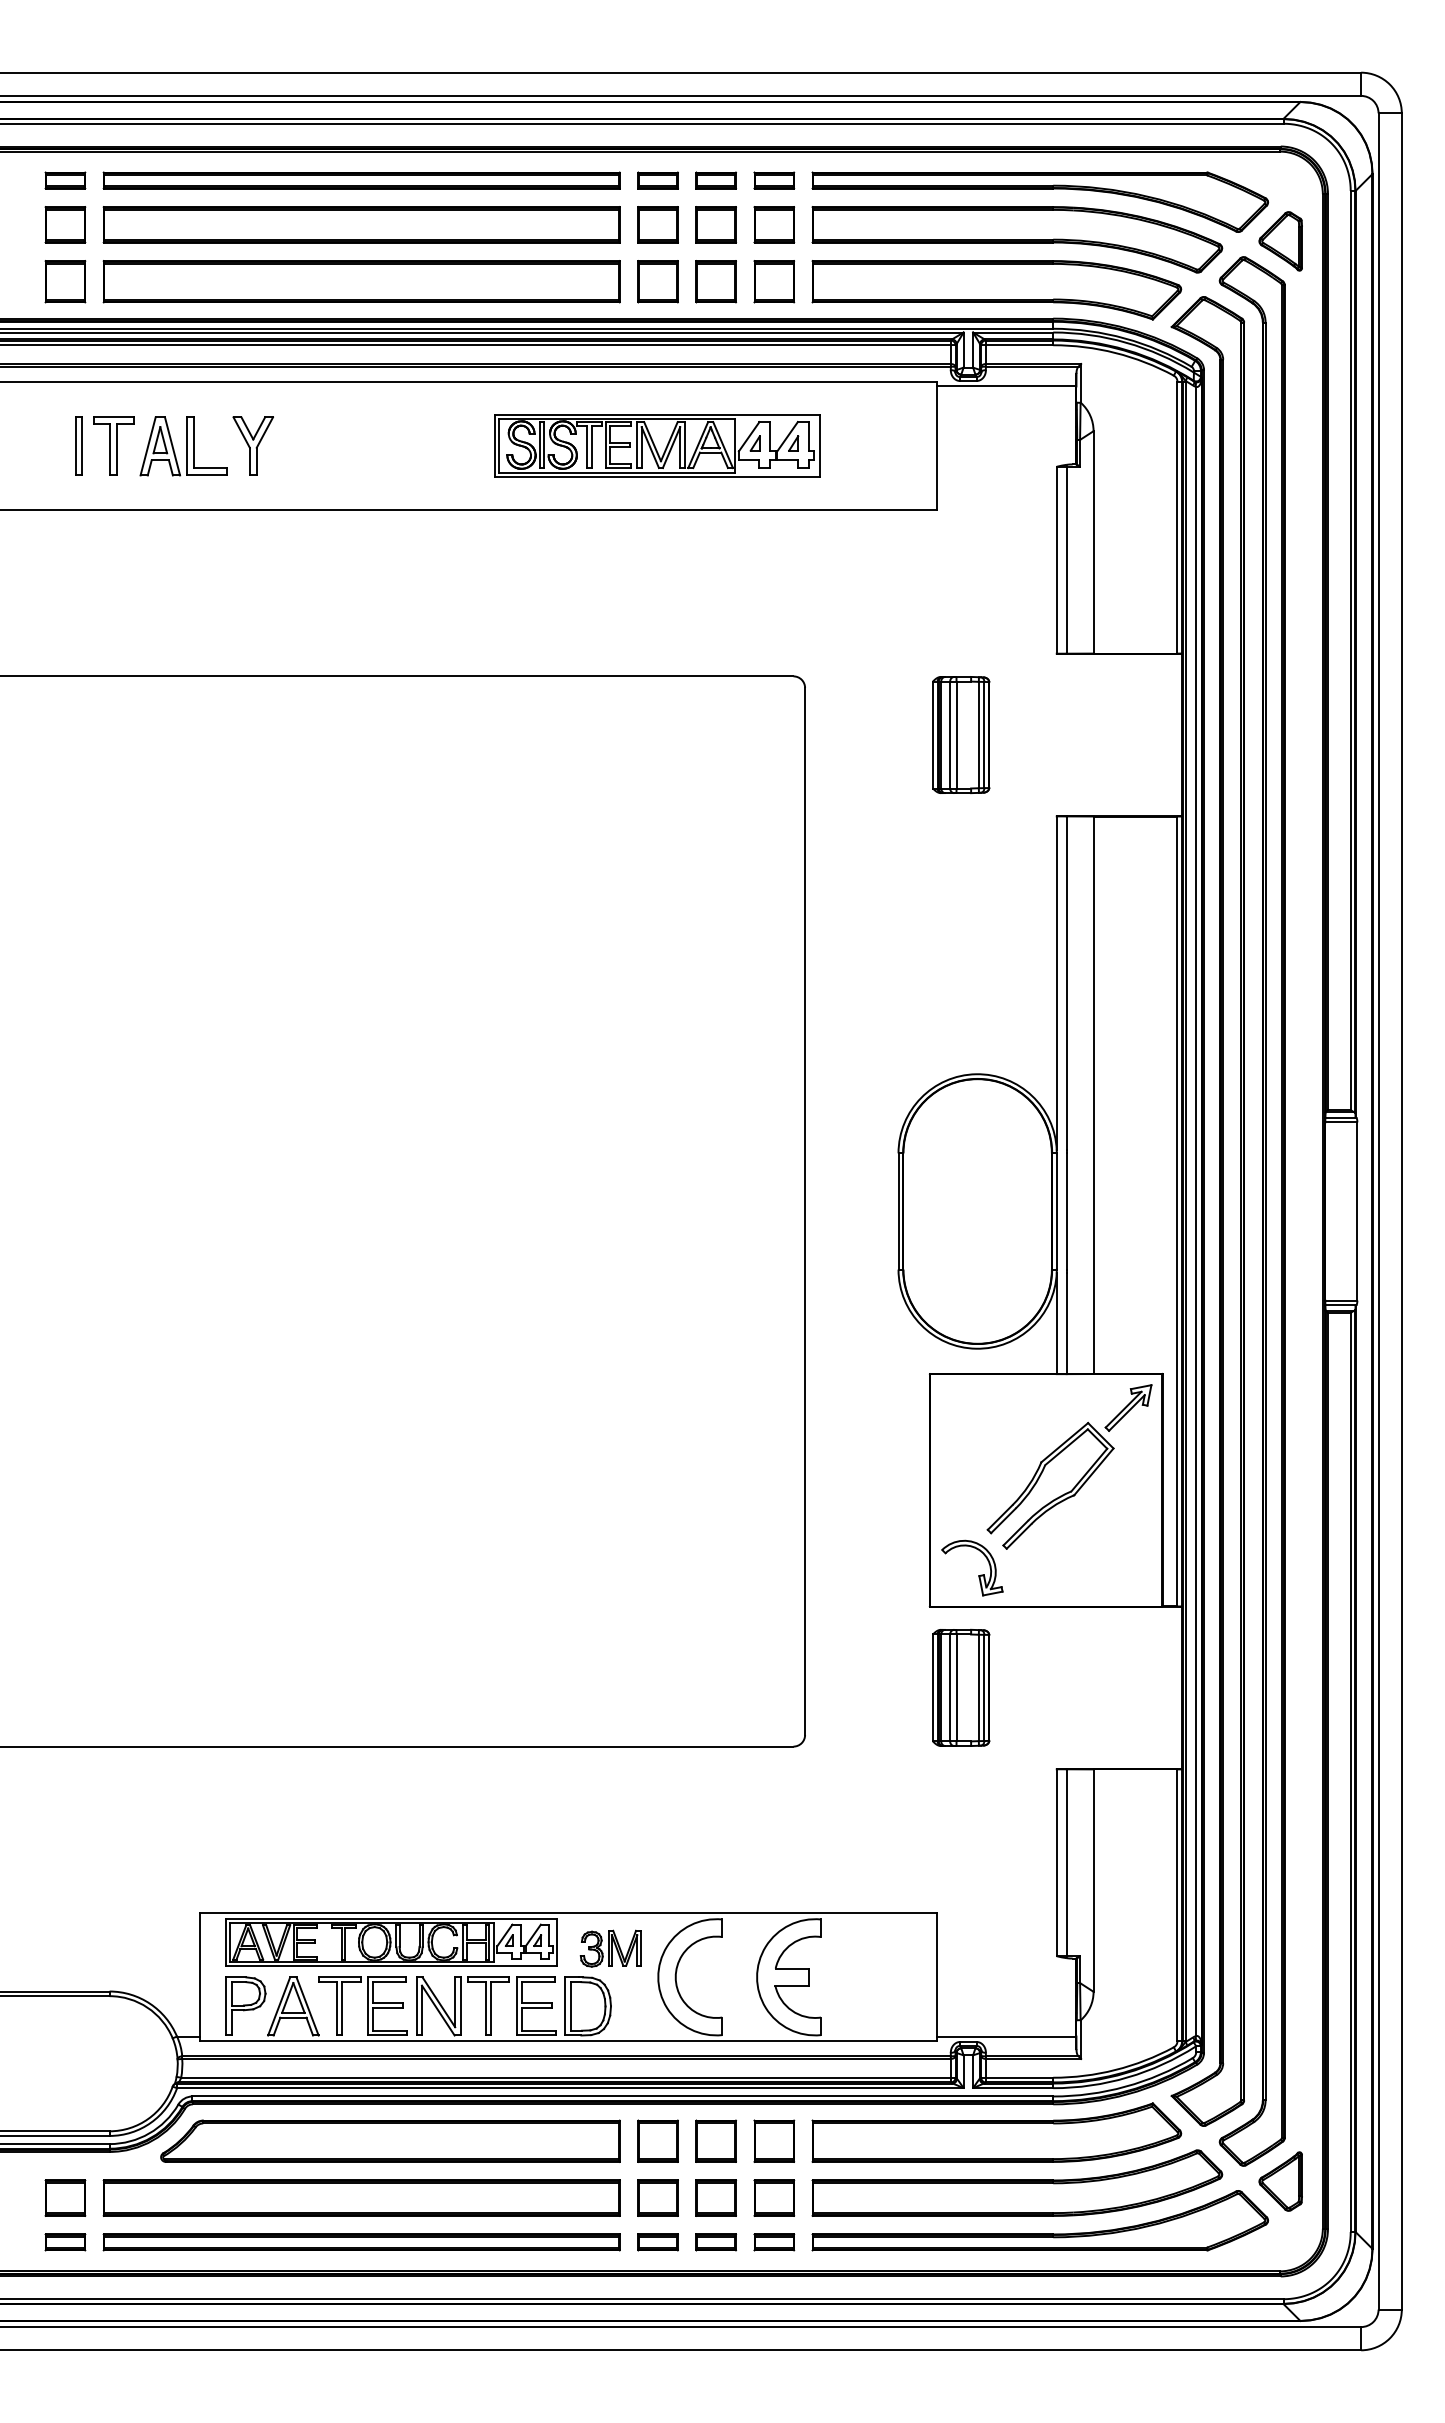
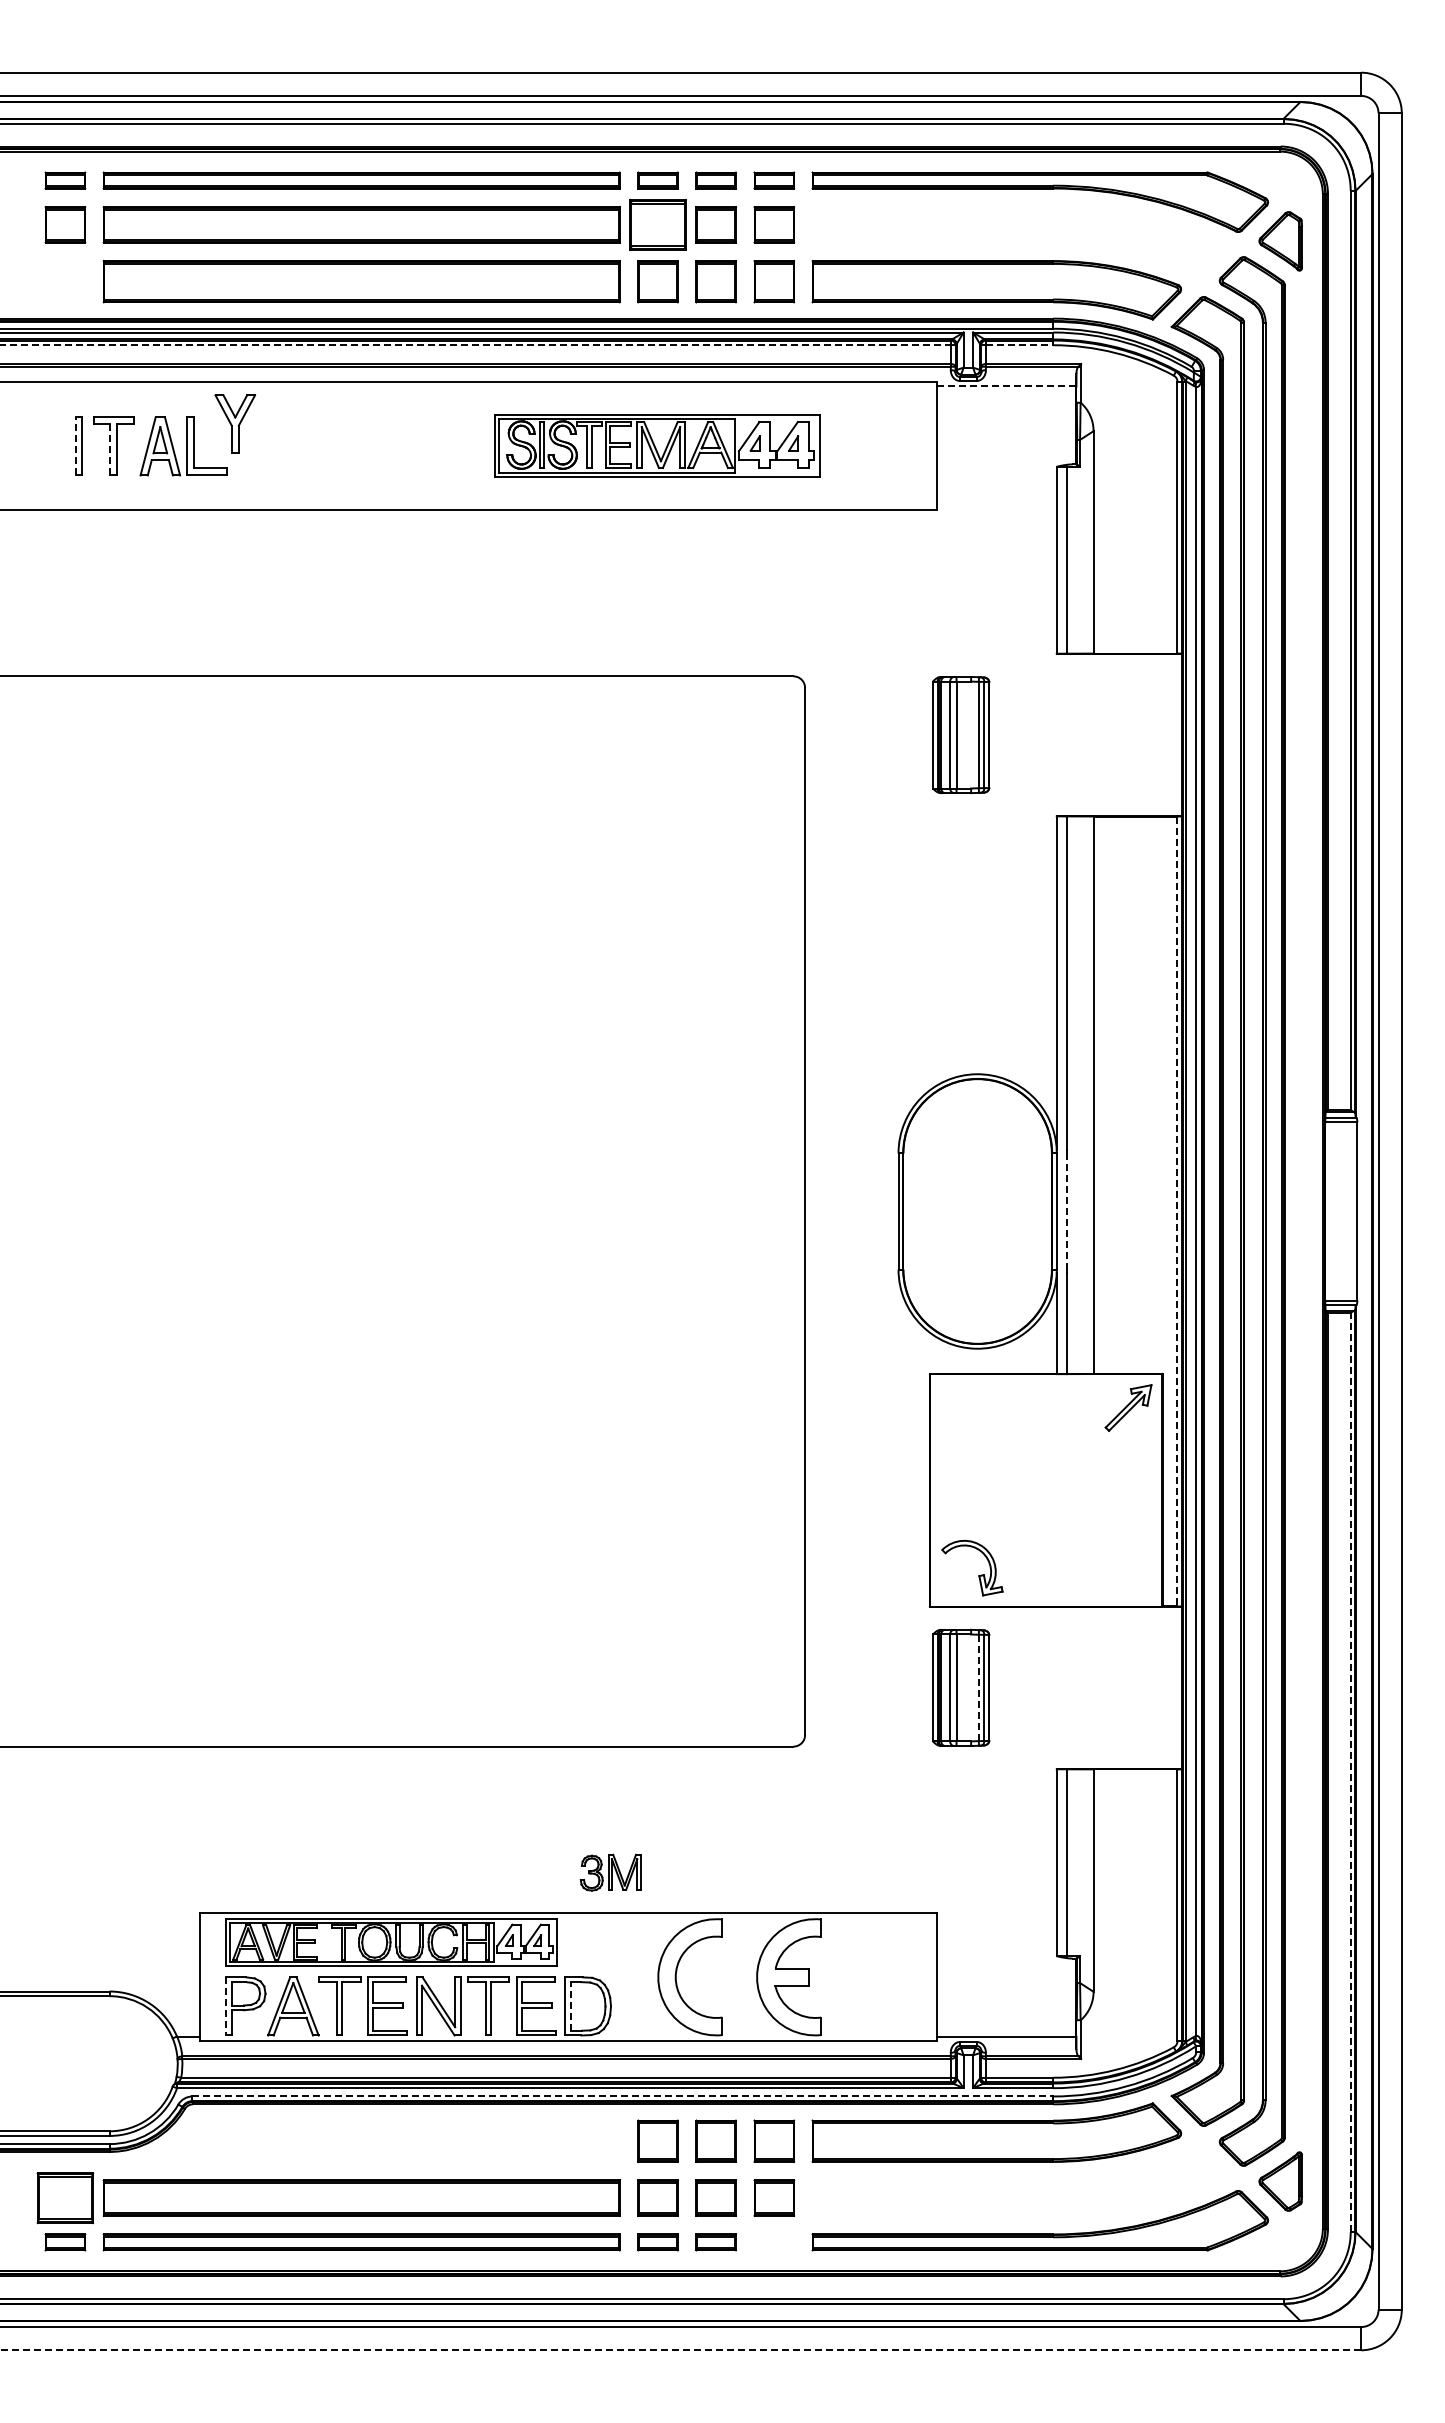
part size: 42x38 px -> 58x53 px (657, 224)
part: present -> none (1017, 239)
part: present -> none (65, 281)
line: solid -> dashed (476, 345)
line: solid -> dashed (1019, 345)
line: solid -> dashed (1006, 386)
line: solid -> dashed (75, 445)
part position: (252, 445) -> (234, 423) (234, 423)
line: solid -> dashed (110, 449)
line: solid -> dashed (1066, 1211)
line: solid -> dashed (1177, 1211)
part: present -> none (1040, 1477)
line: solid -> dashed (978, 1687)
line: solid -> dashed (1350, 1772)
part position: (610, 1948) -> (610, 1872) (610, 1872)
line: solid -> dashed (570, 2005)
line: solid -> dashed (226, 2006)
line: solid -> dashed (623, 2096)
part: present -> none (390, 2140)
part: present -> none (1017, 2182)
part size: 43x38 px -> 59x53 px (65, 2198)
part: present -> none (774, 2242)
line: solid -> dashed (680, 2350)
